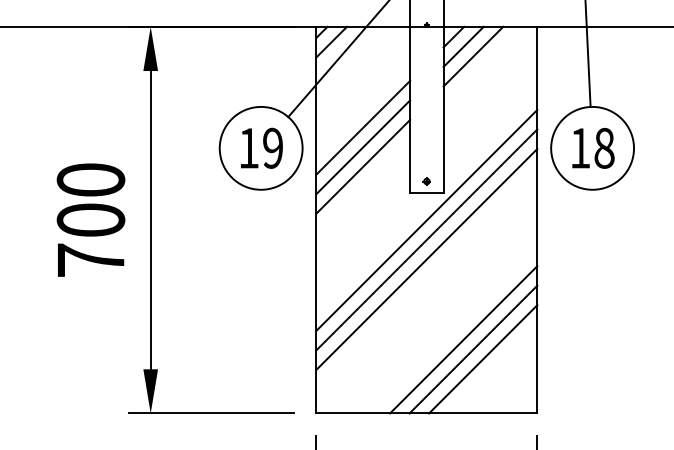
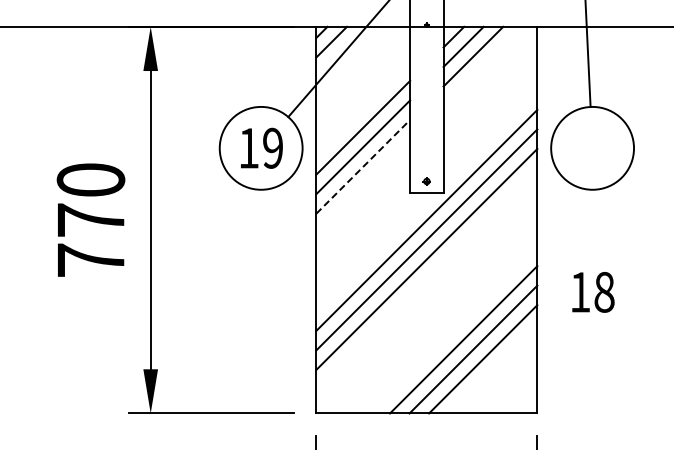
text position: (593, 148) -> (593, 292) (593, 292)
line: solid -> dashed (363, 166)
text: 700 -> 770 (90, 219)
